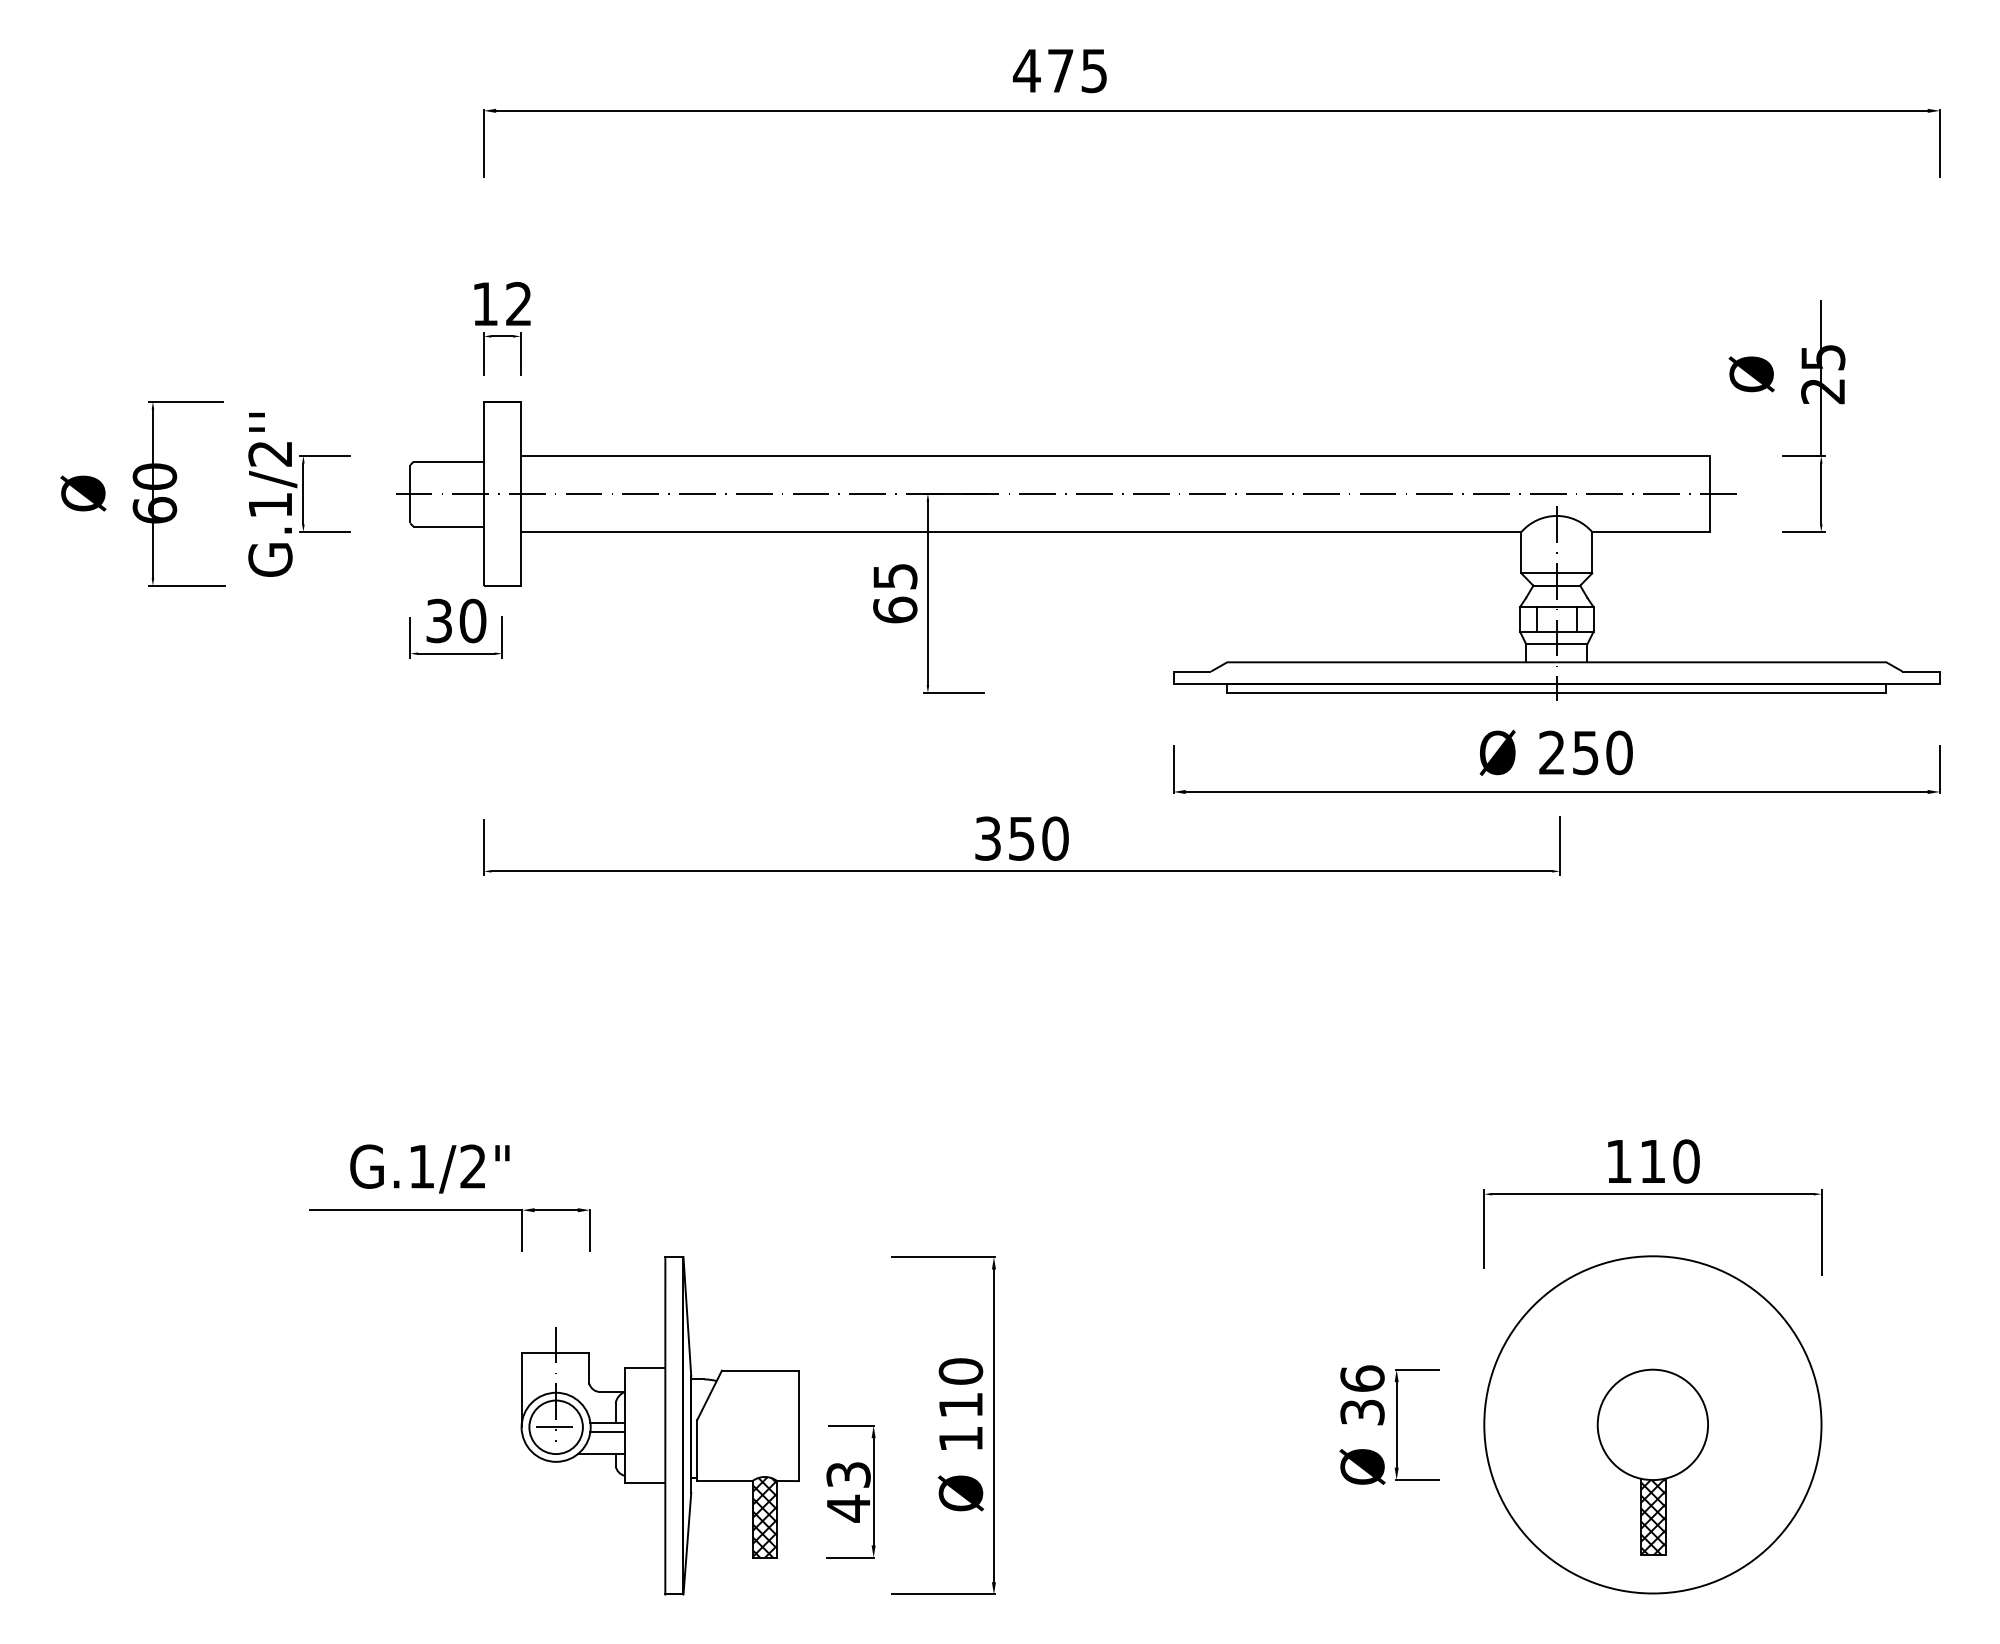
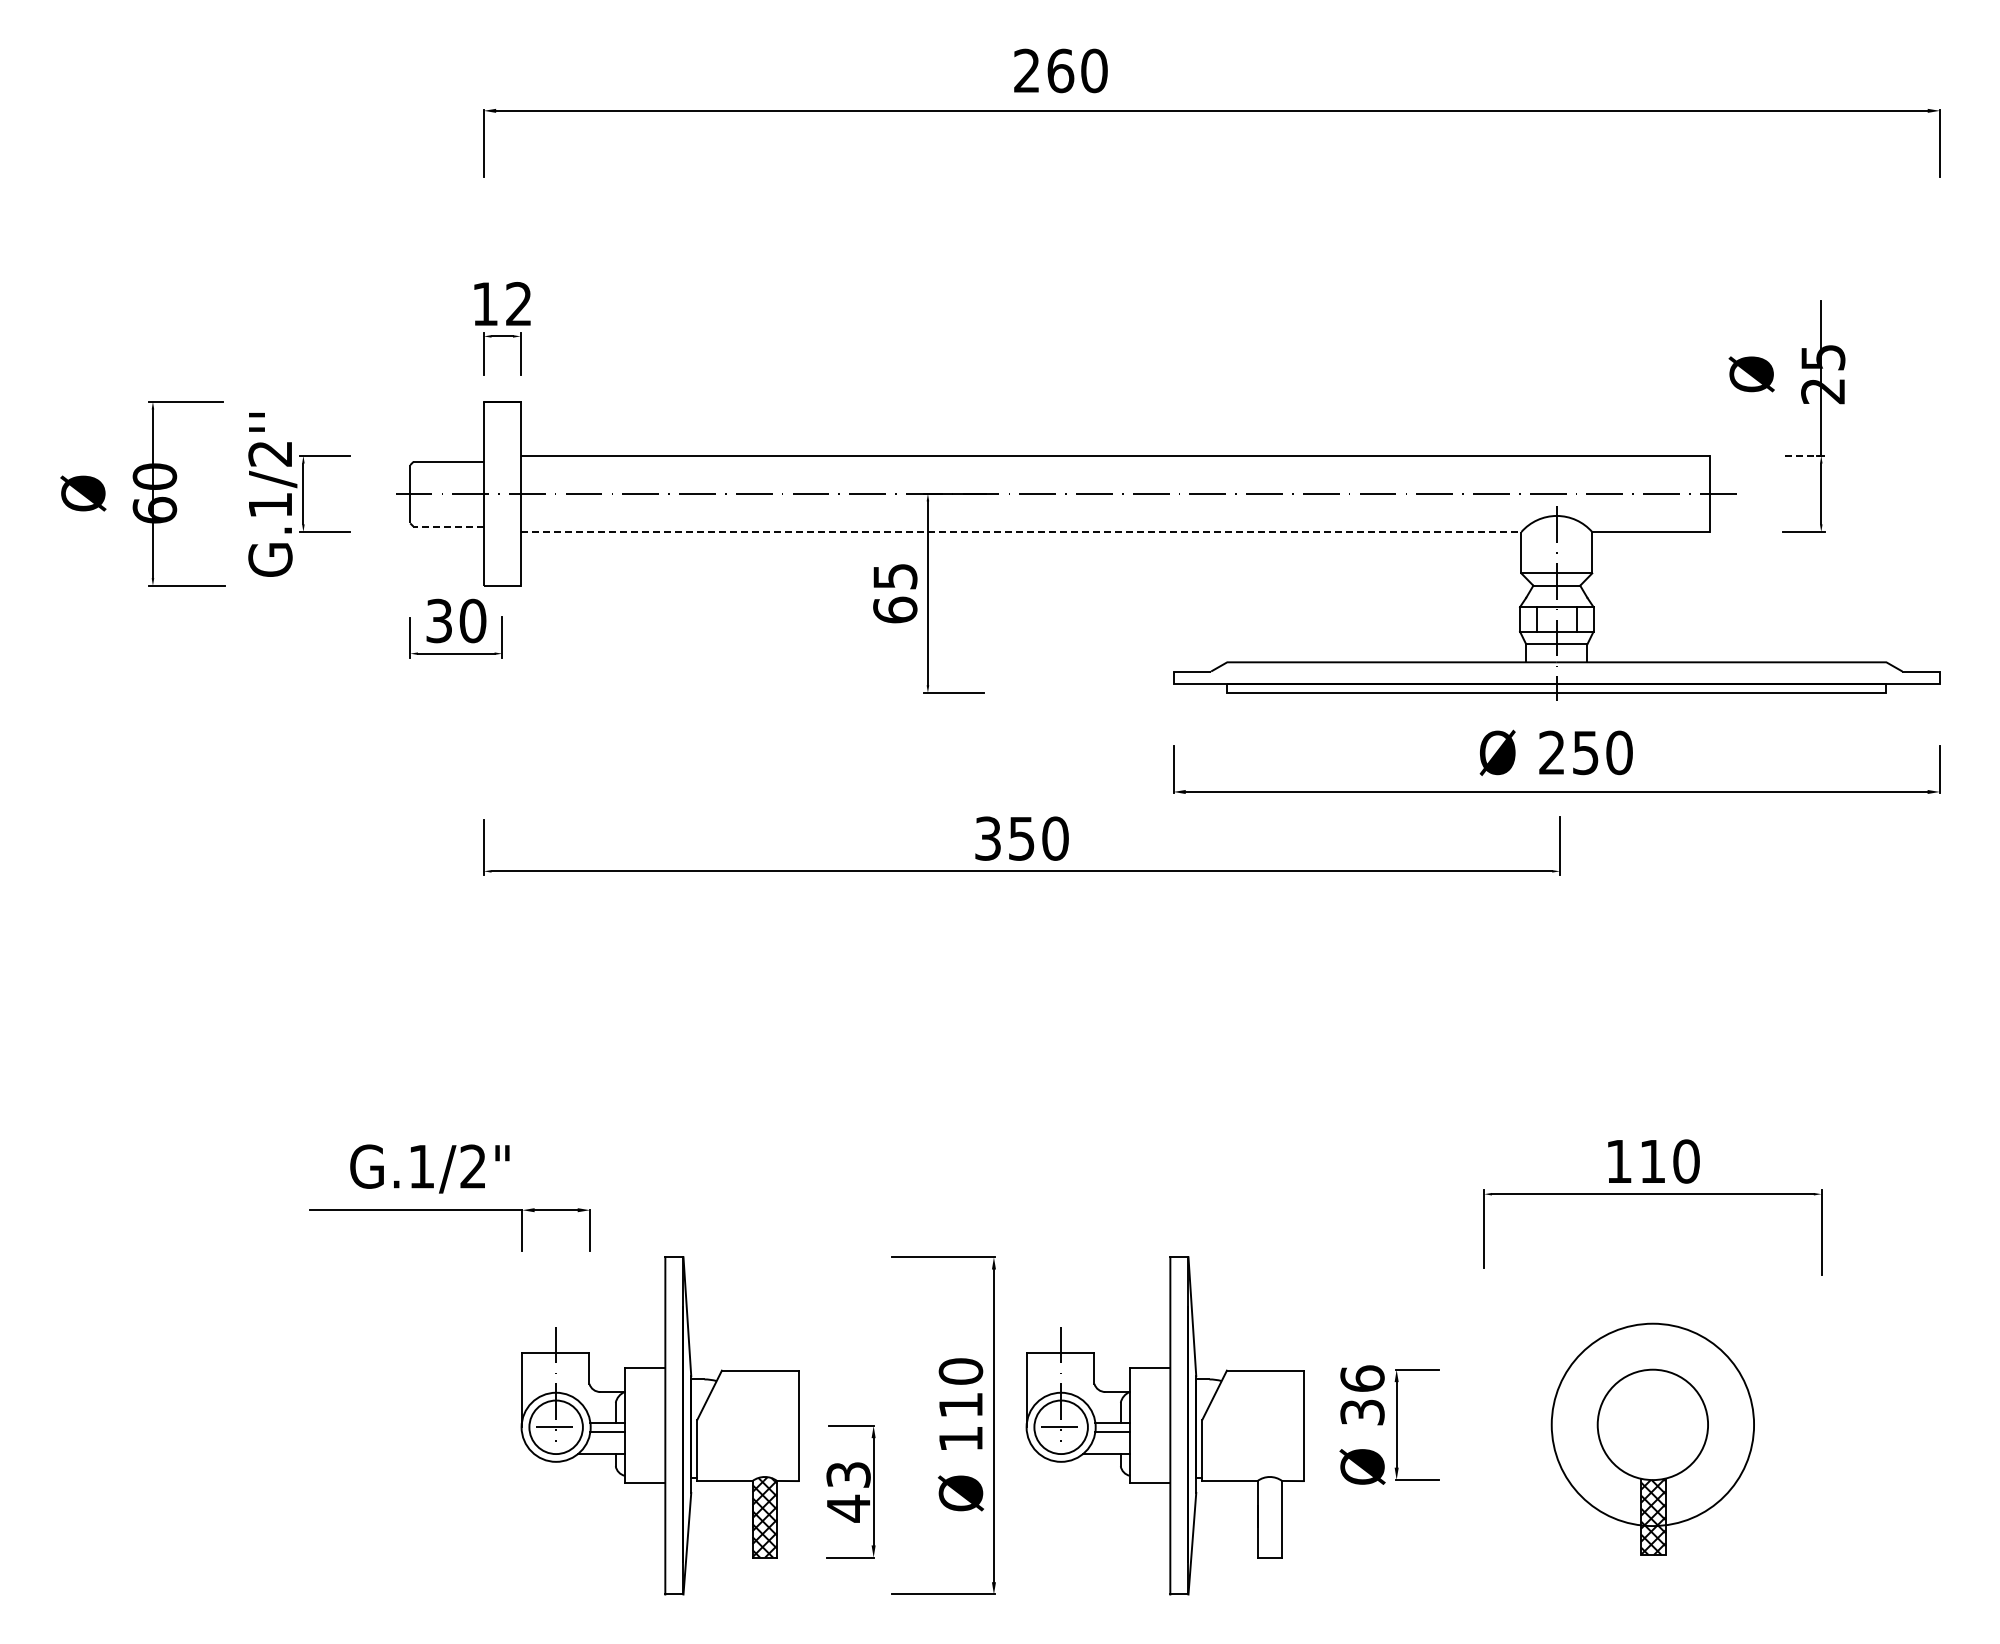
text: 475 -> 260 (1059, 70)
line: solid -> dashed (1803, 455)
line: solid -> dashed (448, 526)
line: solid -> dashed (1021, 532)
circle diameter: 337 px -> 202 px (1652, 1424)
part: none -> present (1164, 1425)
